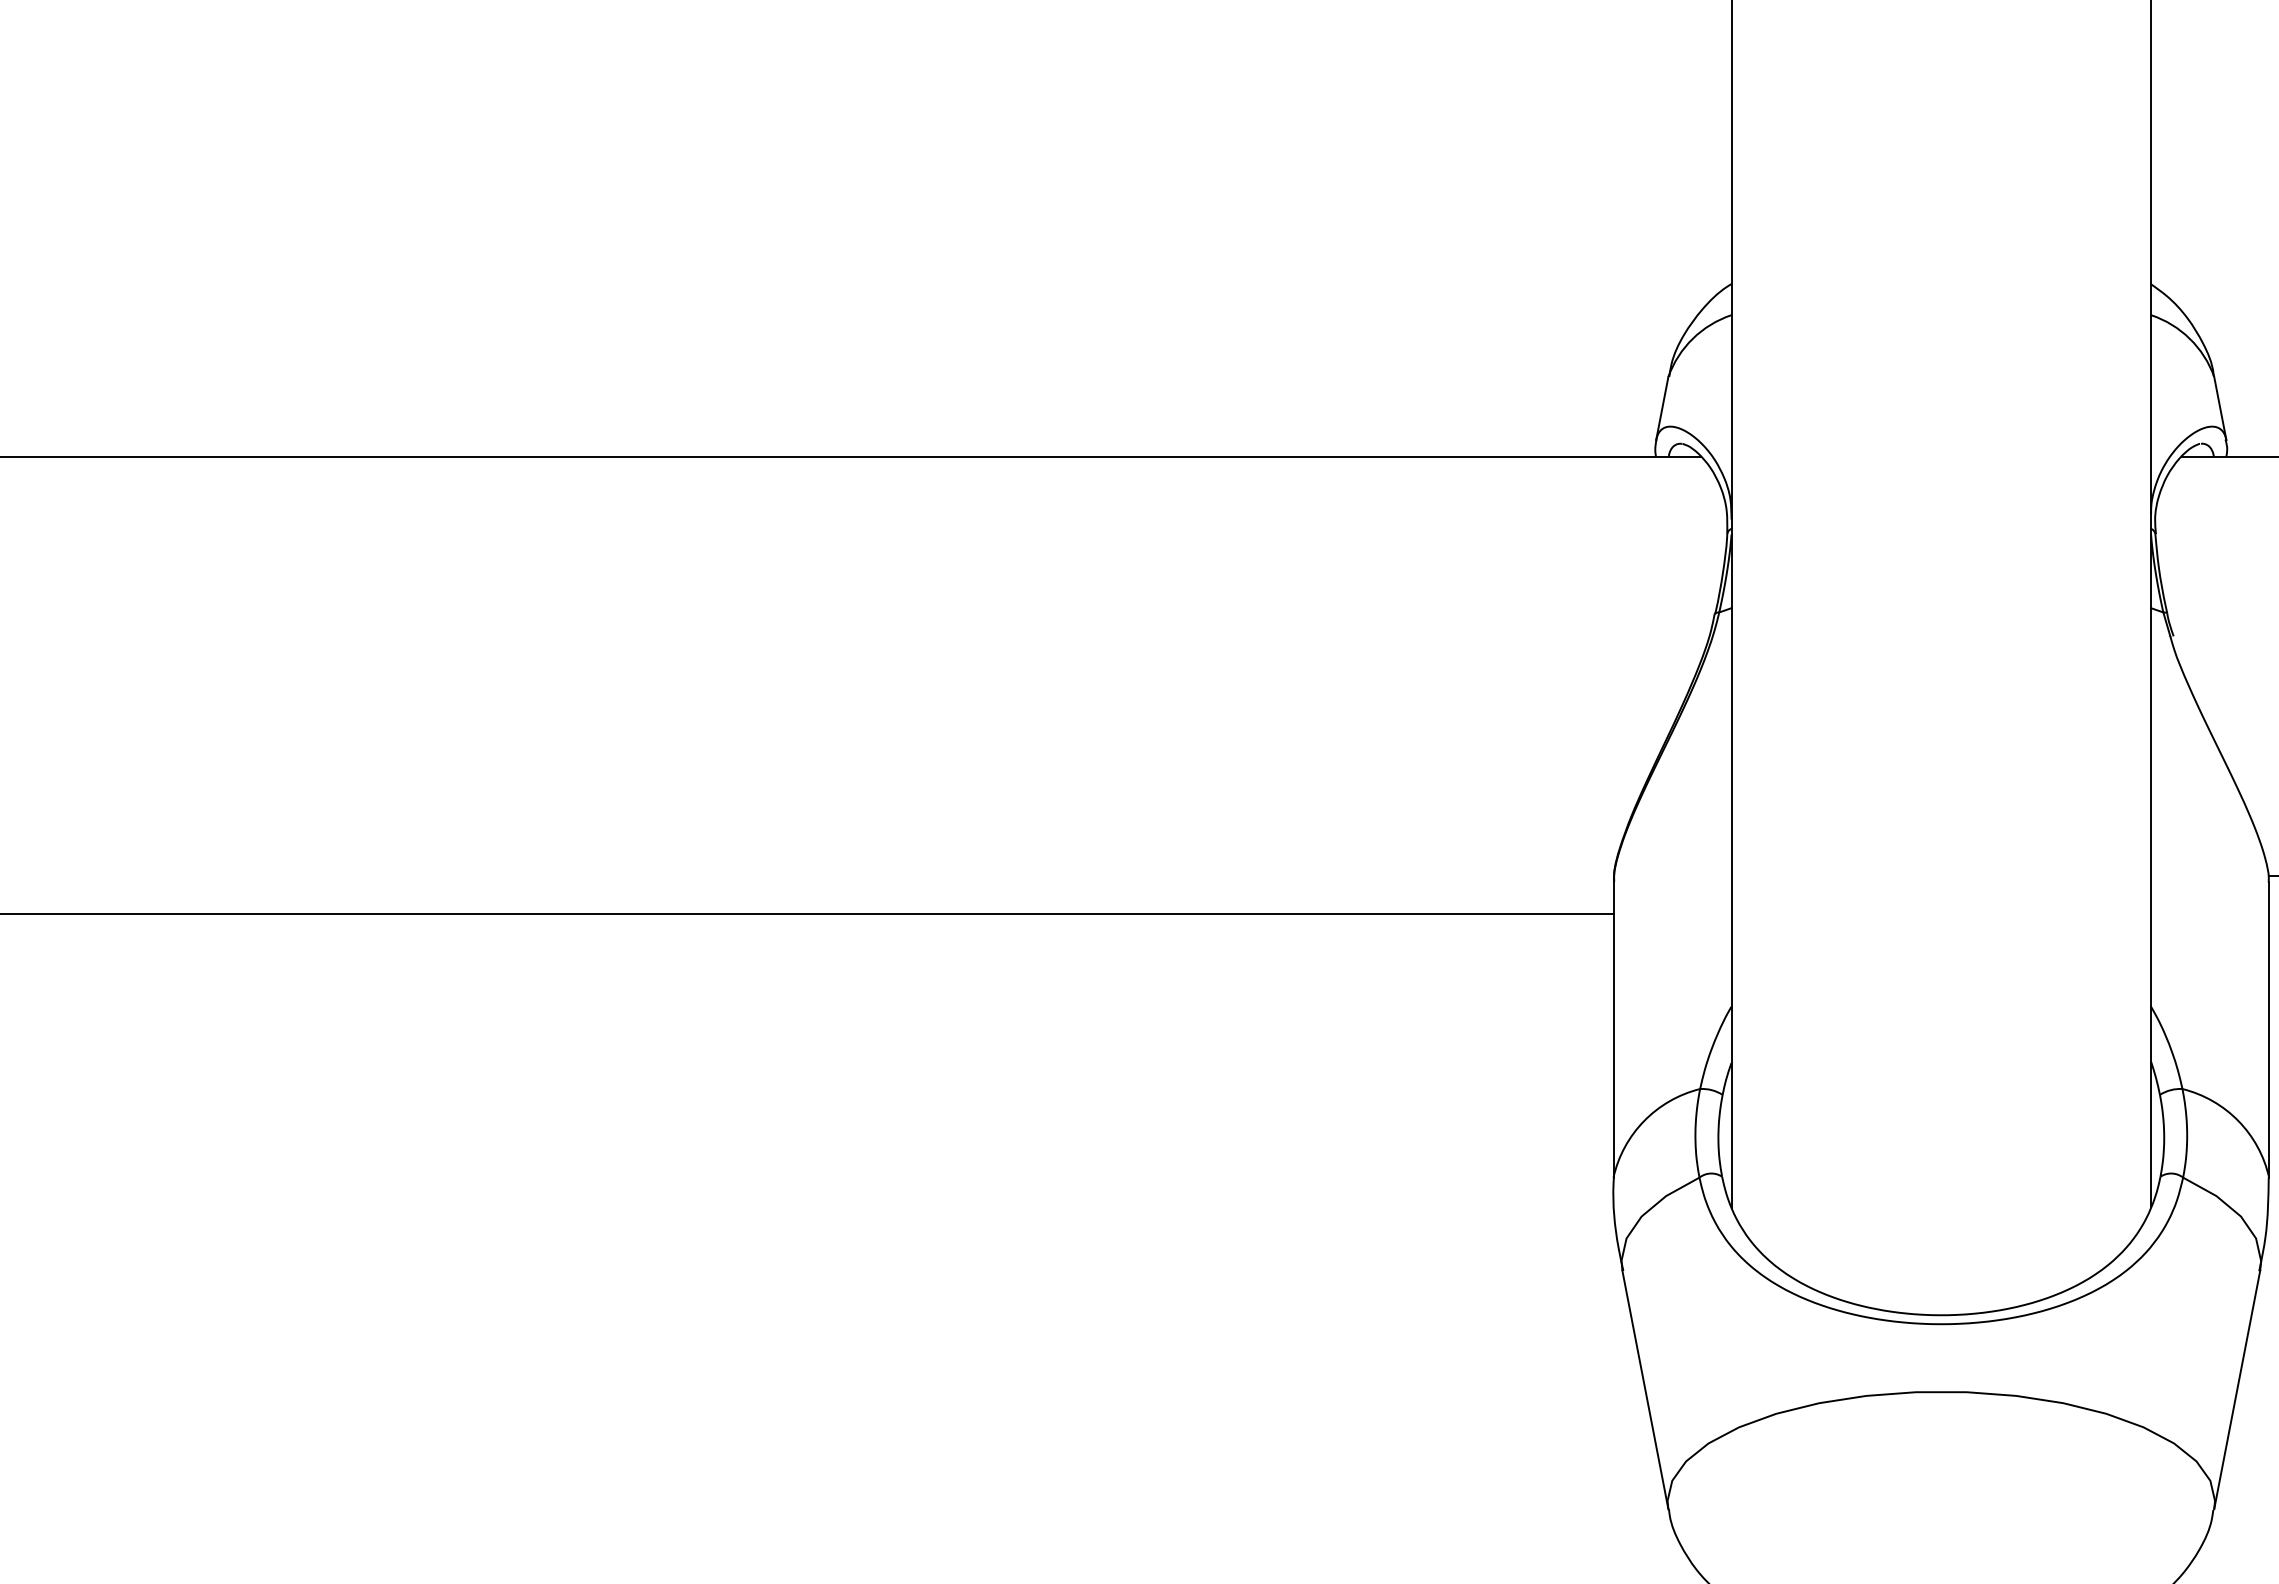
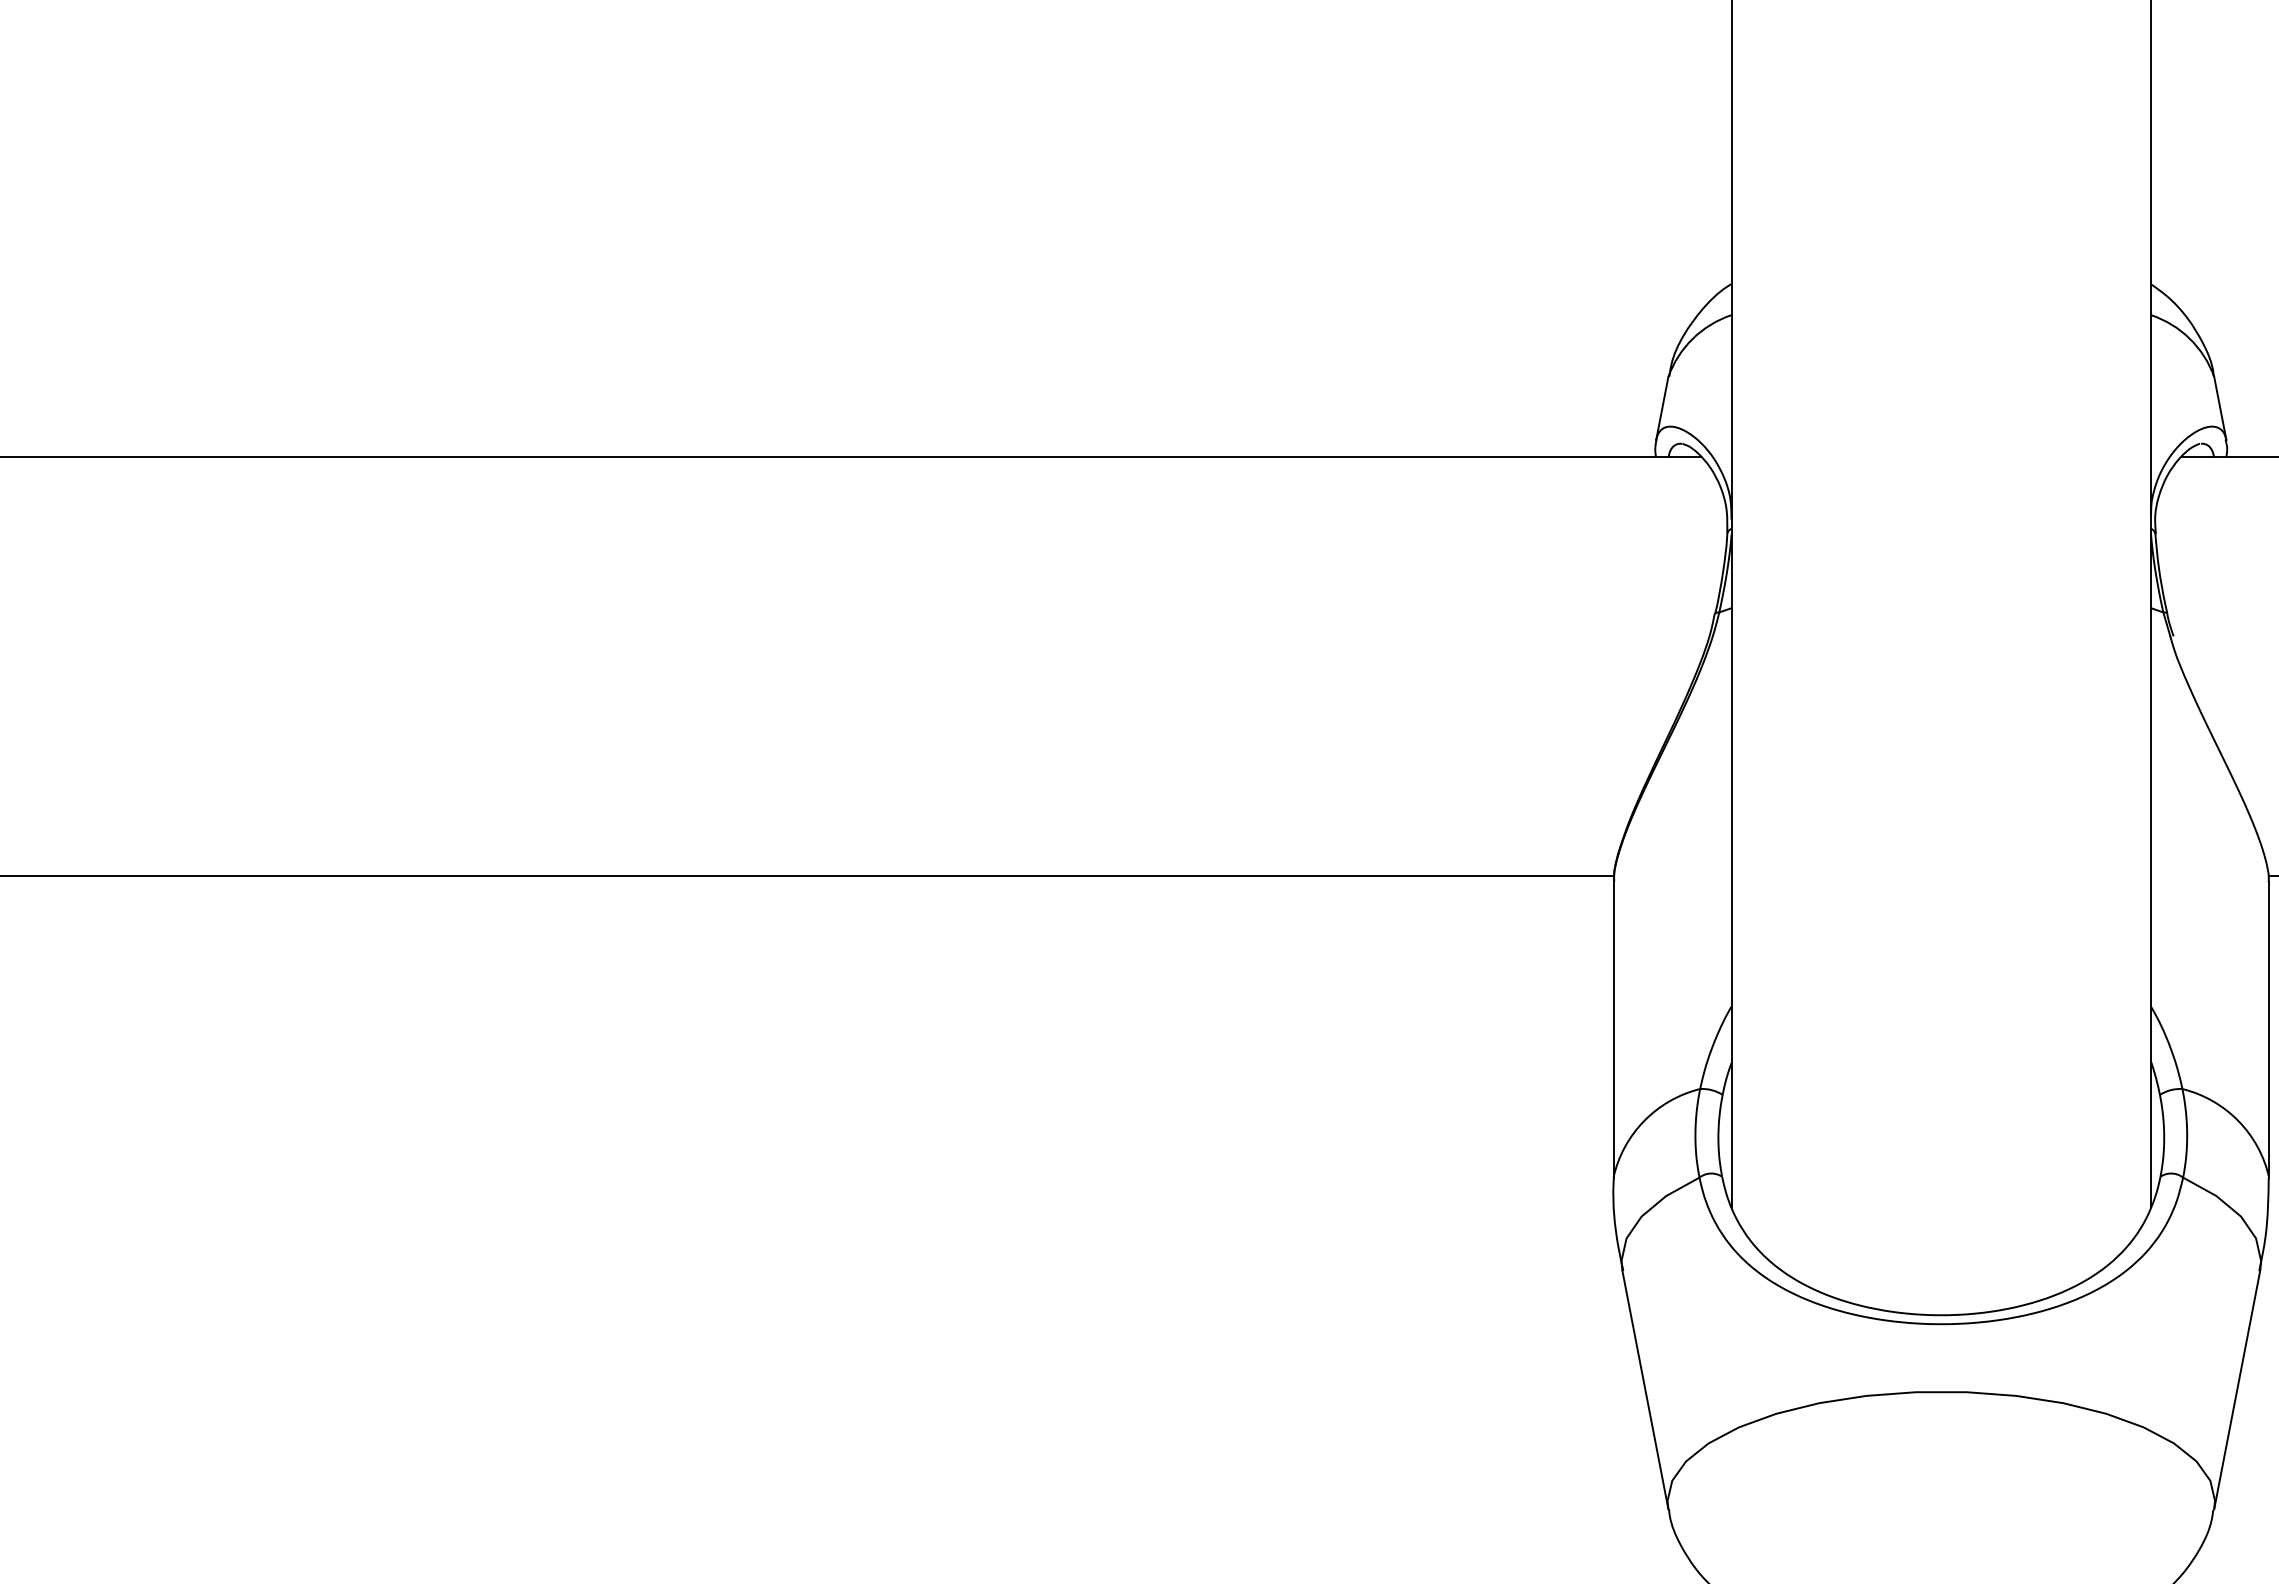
line position: (808, 914) -> (808, 876) (808, 876)
